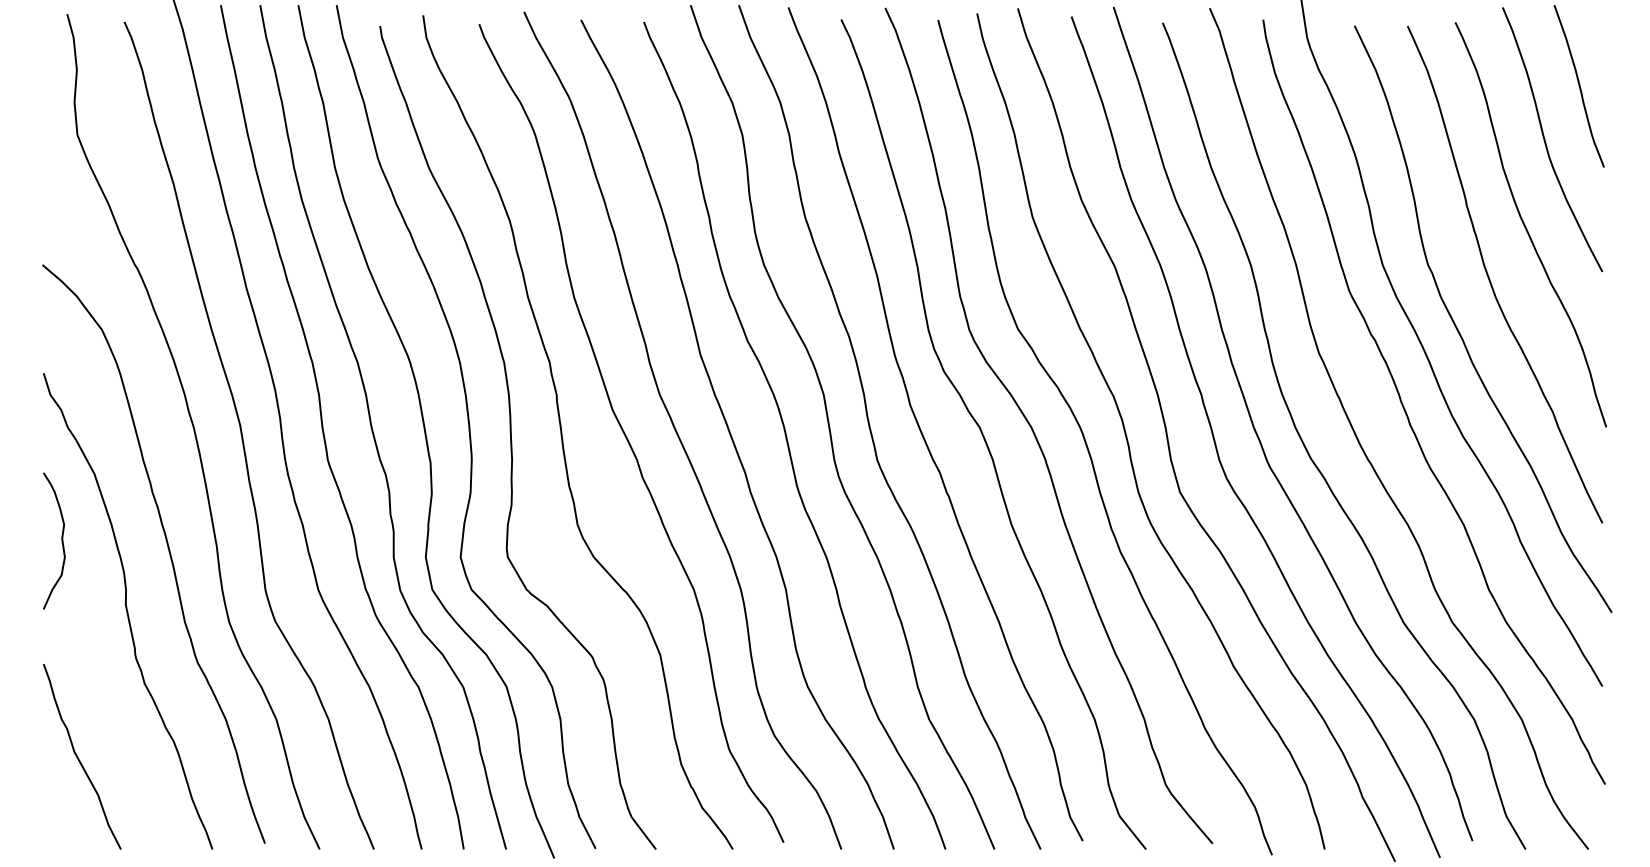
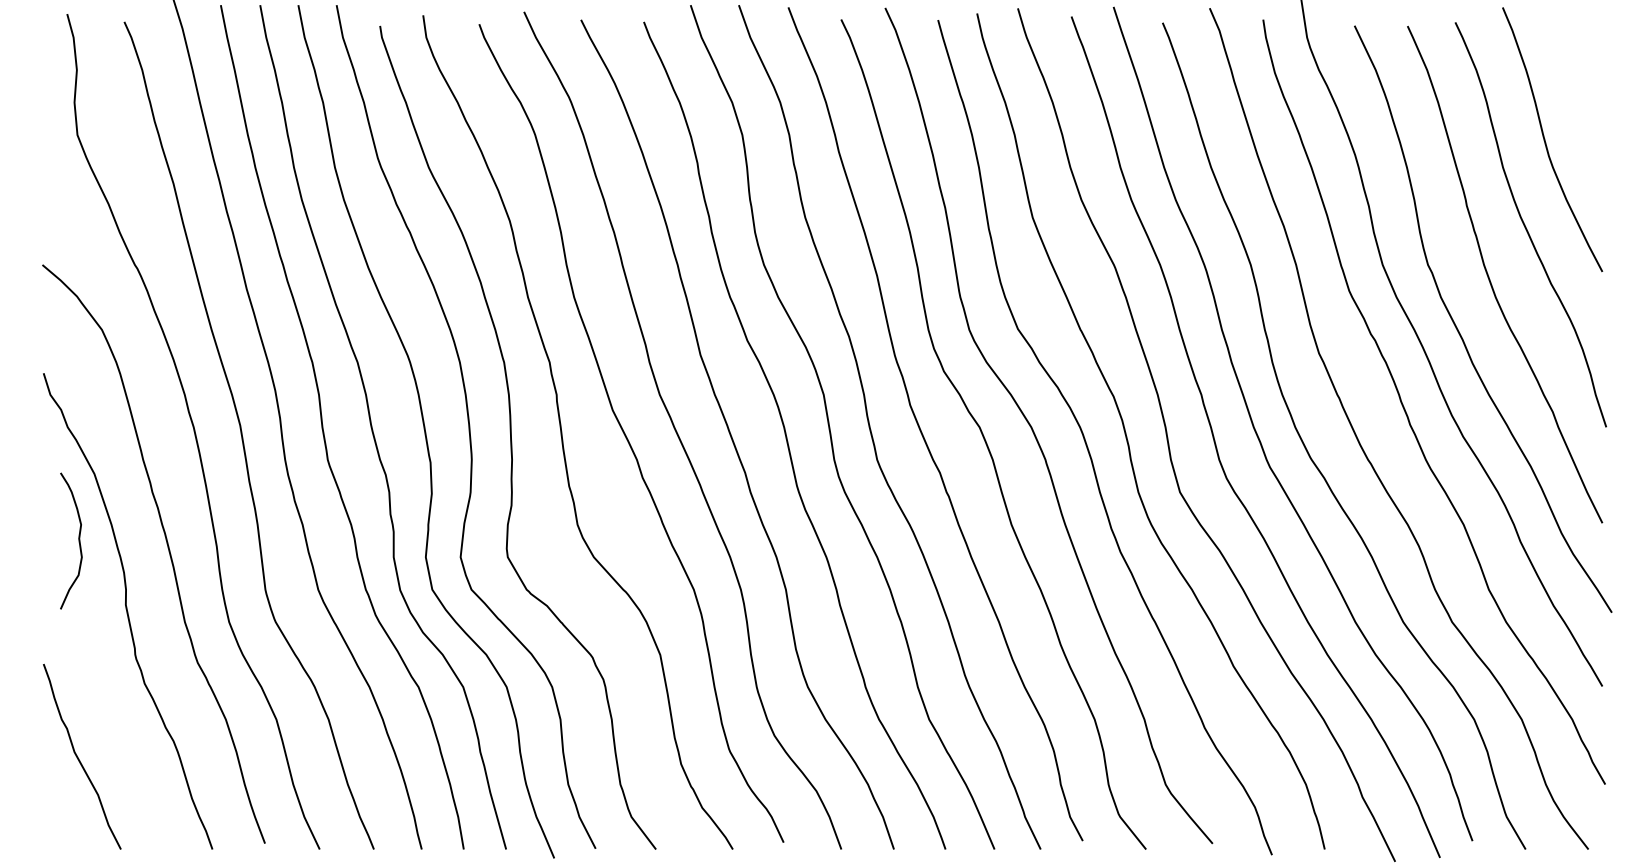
curve: present -> none (1578, 86)
curve position: (61, 540) -> (78, 540) (78, 540)
